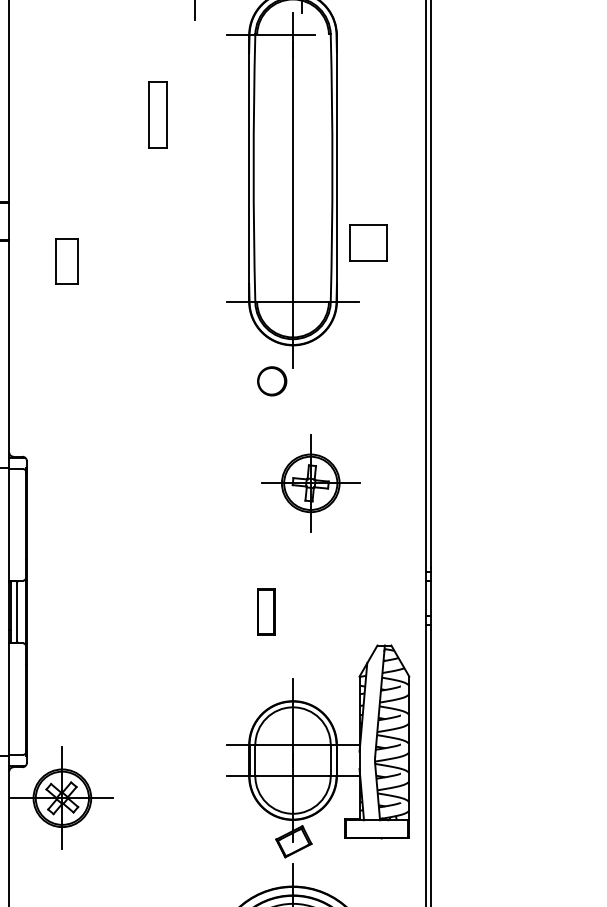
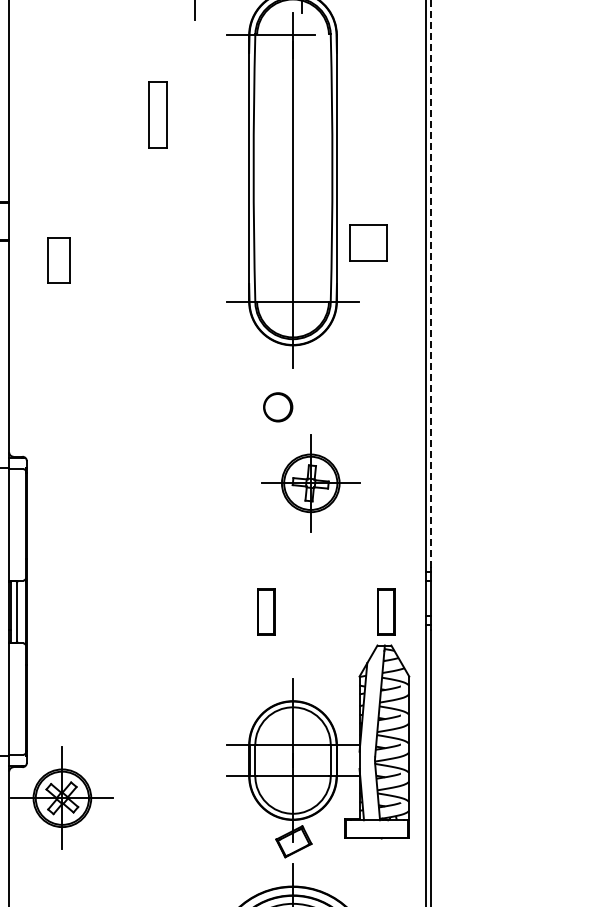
part position: (66, 261) -> (58, 260) (58, 260)
line: solid -> dashed (430, 284)
part position: (272, 381) -> (278, 407) (278, 407)
part: none -> present (386, 611)
